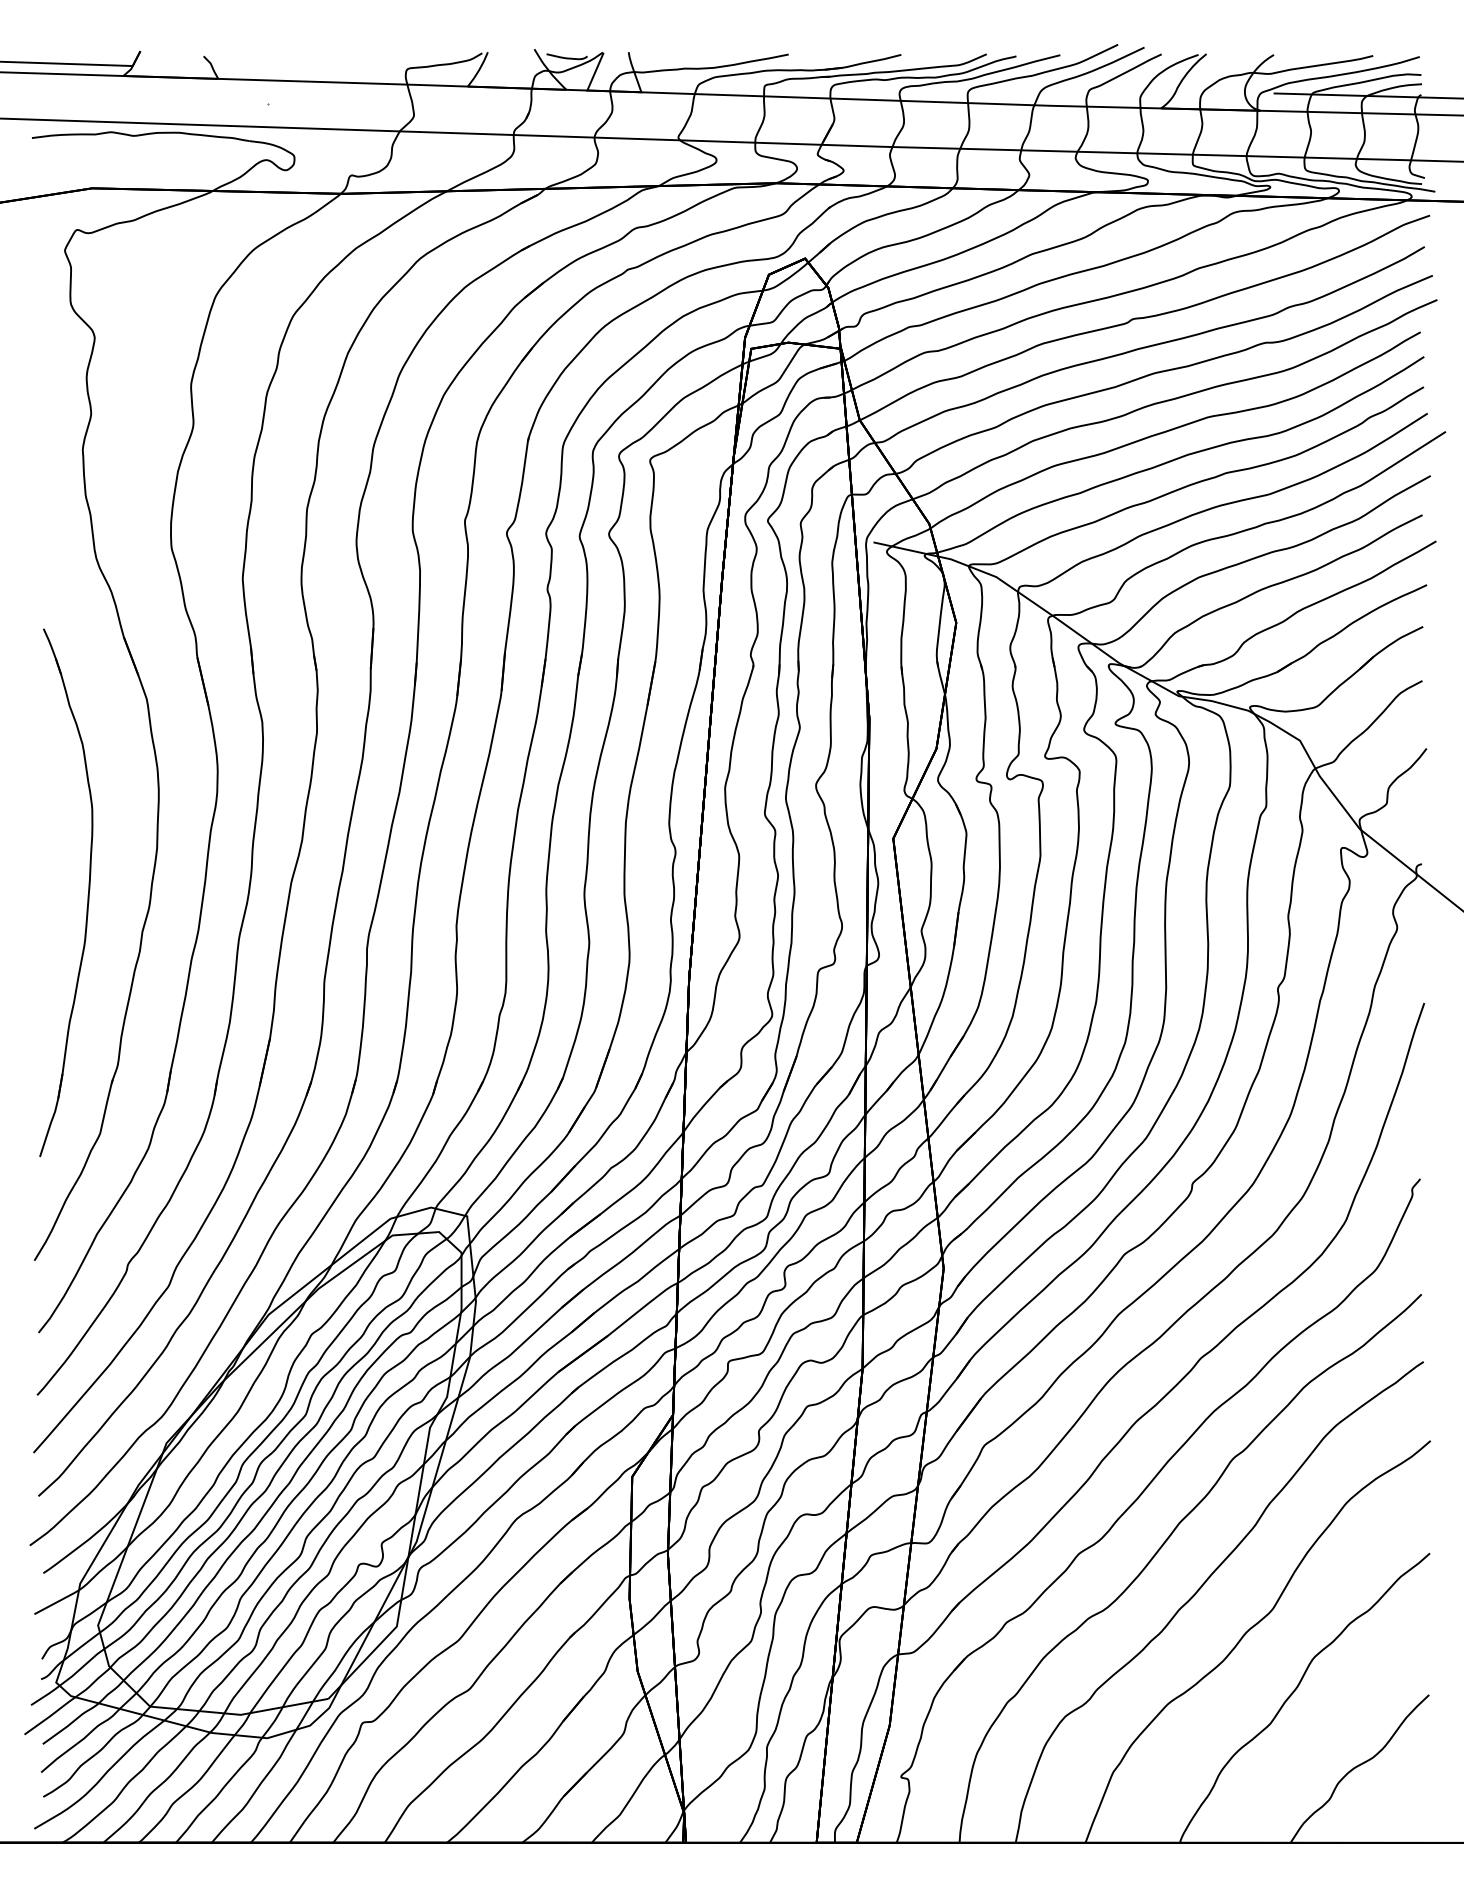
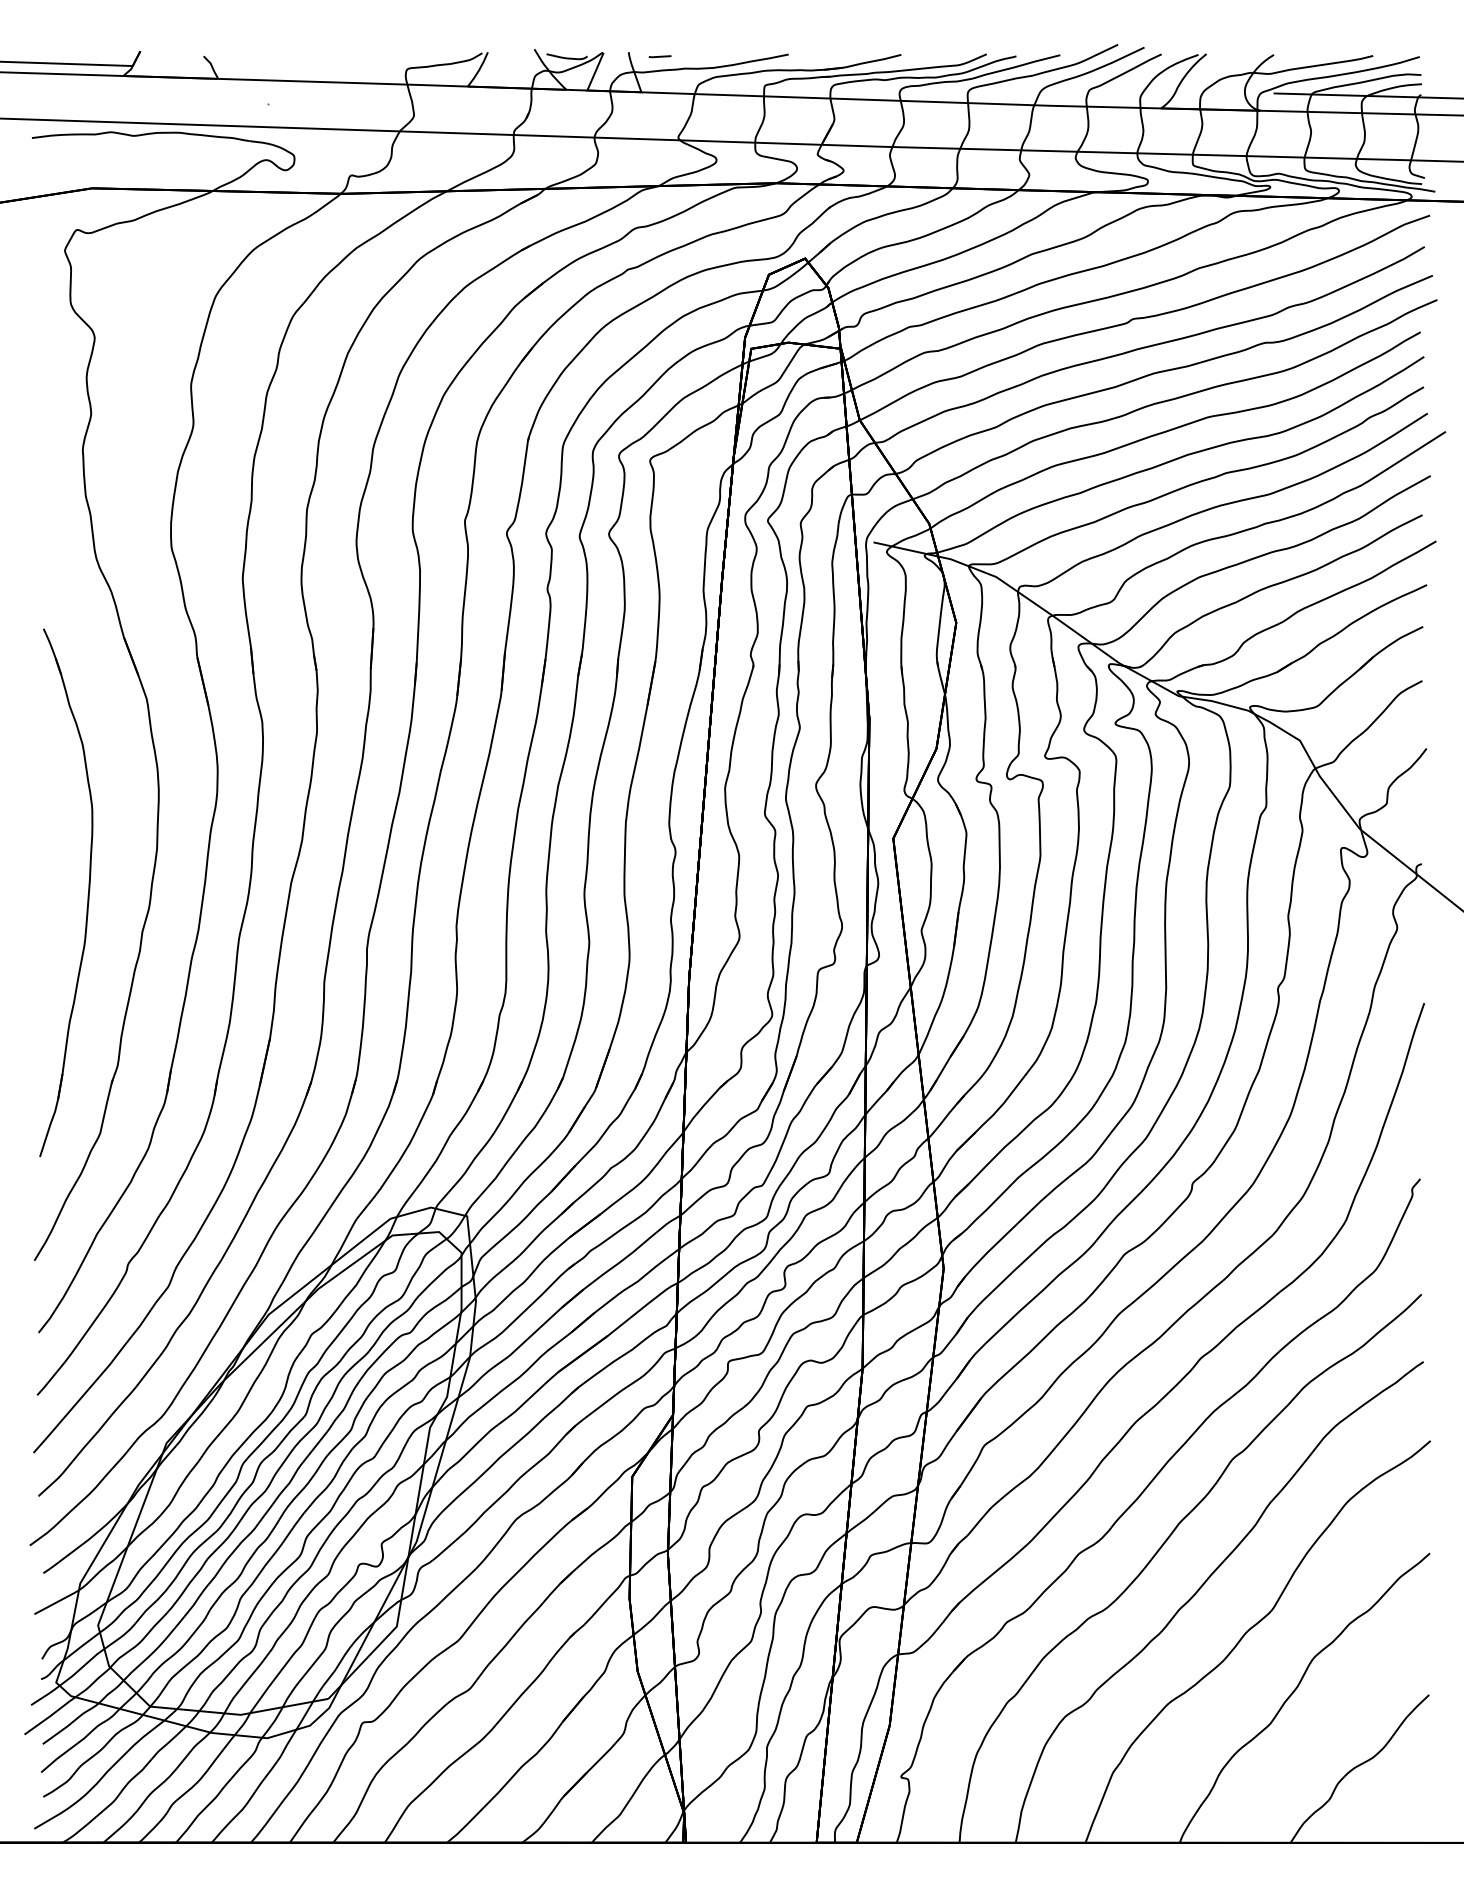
line: none -> present (659, 56)
